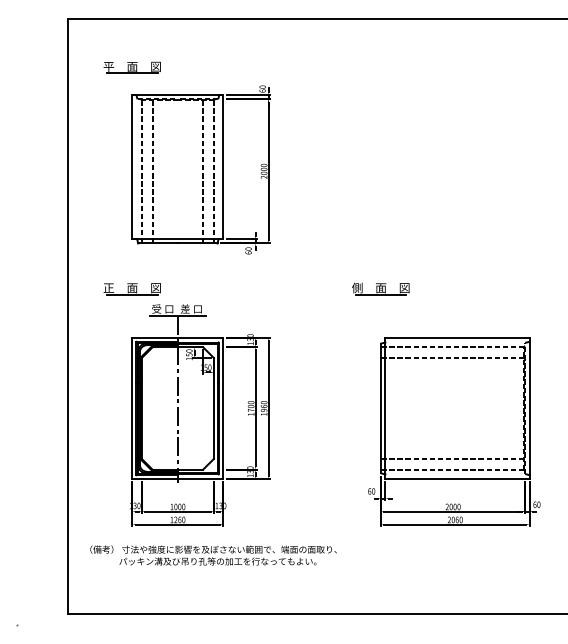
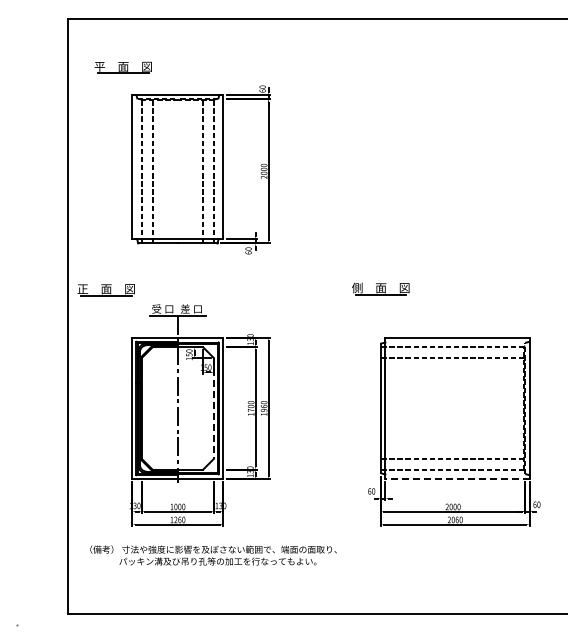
part position: (131, 67) -> (122, 67) (122, 67)
part position: (131, 289) -> (105, 290) (105, 290)
line: solid -> dashed (213, 408)
line: solid -> dashed (456, 479)
